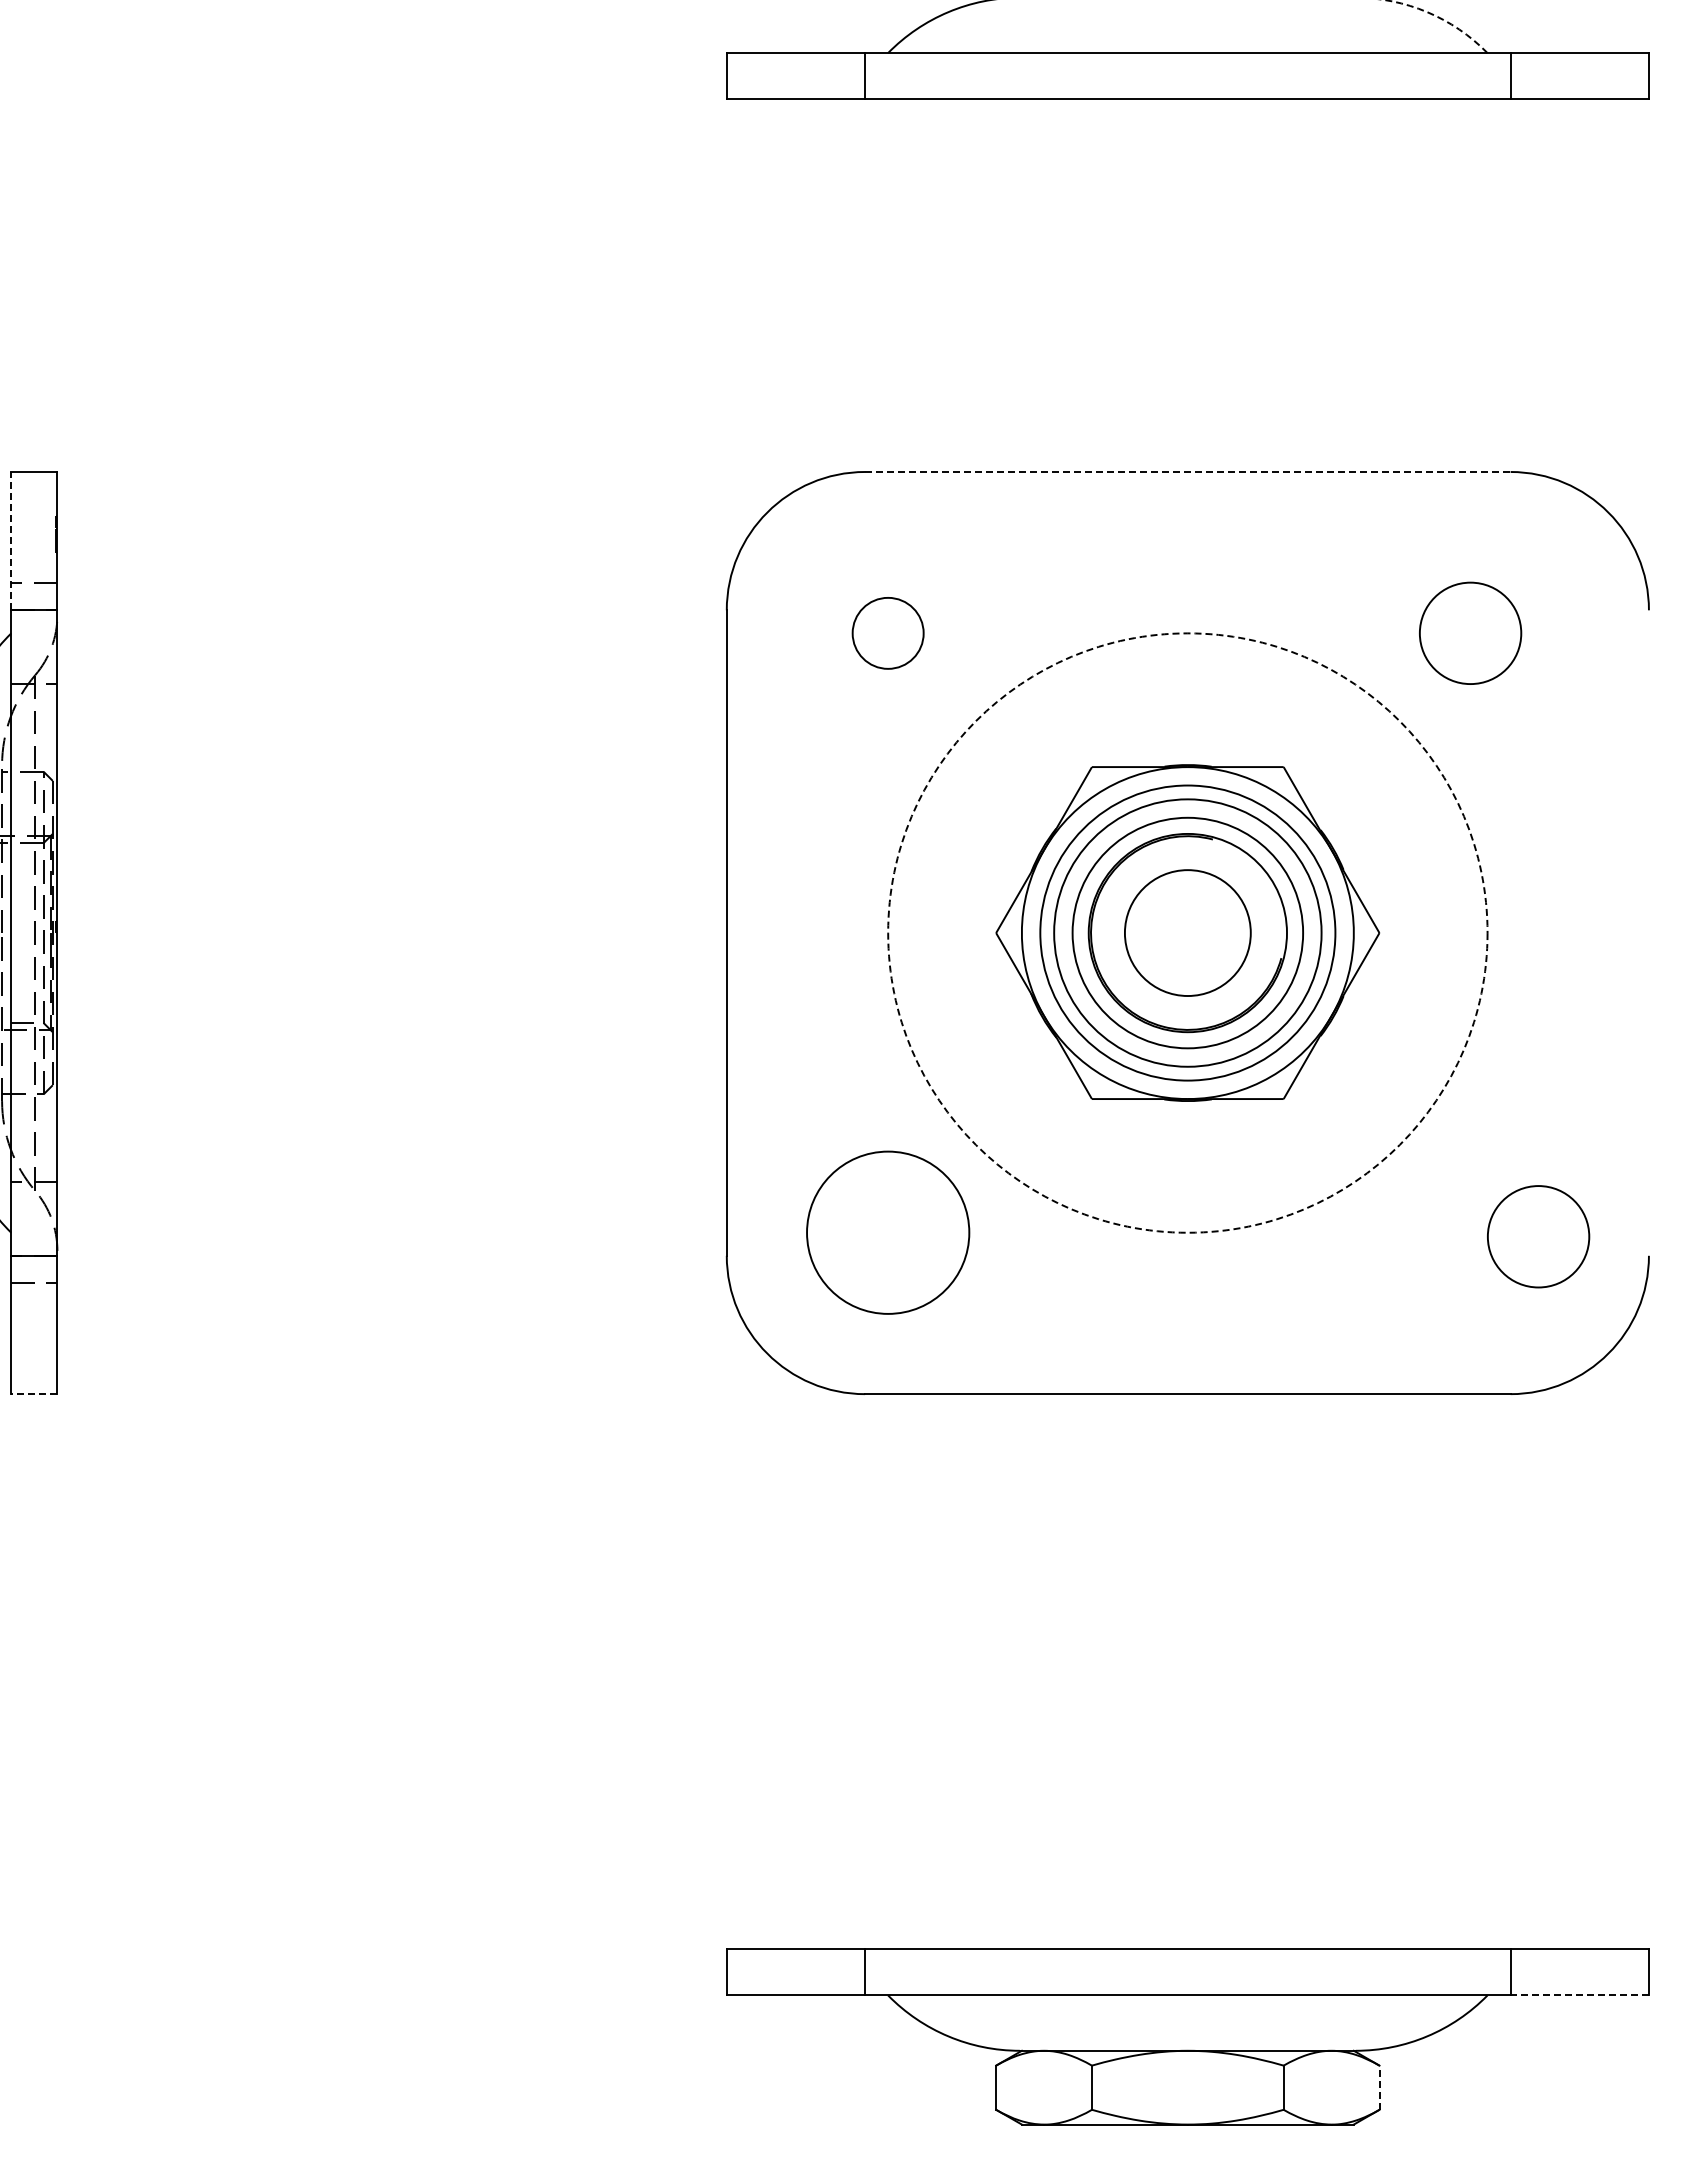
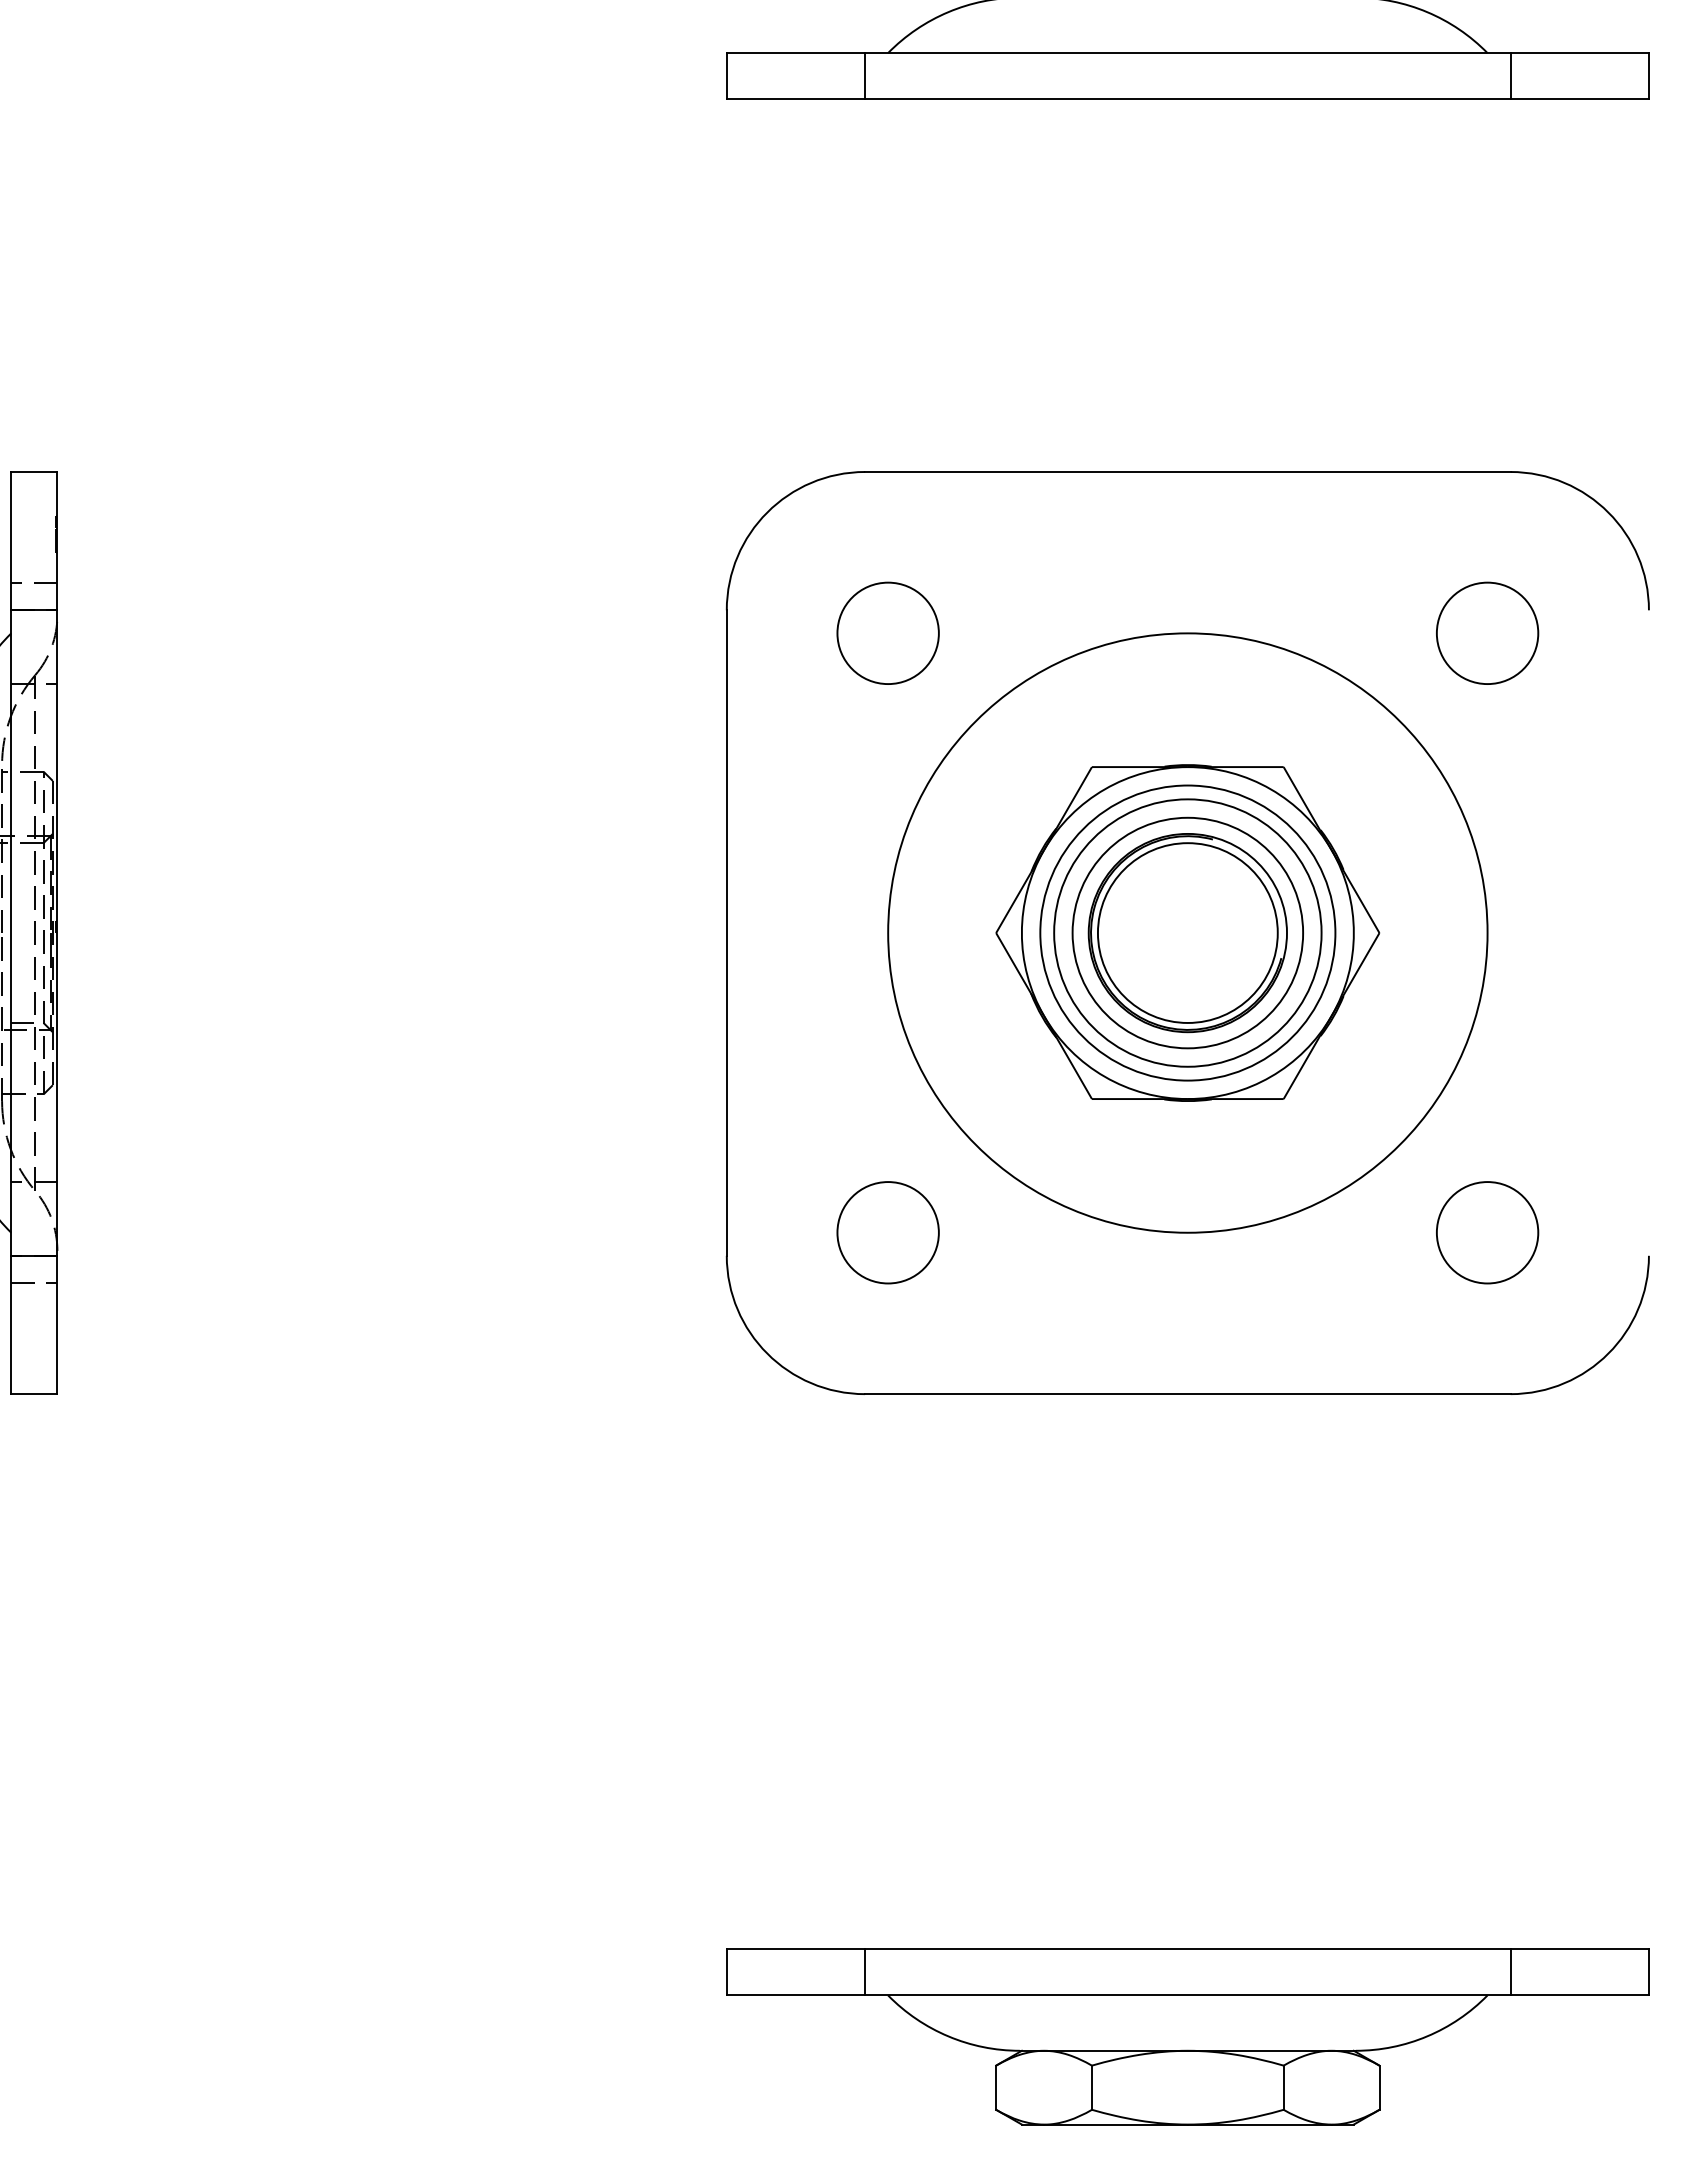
arc: dashed -> solid (1439, 17)
line: dashed -> solid (1187, 472)
line: dashed -> solid (11, 540)
circle diameter: 71 px -> 101 px (887, 633)
circle position: (1470, 632) -> (1487, 632) (1487, 632)
circle: dashed -> solid (1187, 932)
circle diameter: 126 px -> 180 px (1187, 932)
circle diameter: 162 px -> 101 px (887, 1232)
circle position: (1538, 1236) -> (1487, 1232) (1487, 1232)
line: dashed -> solid (33, 1394)
line: dashed -> solid (1579, 1995)
line: dashed -> solid (1379, 2087)
